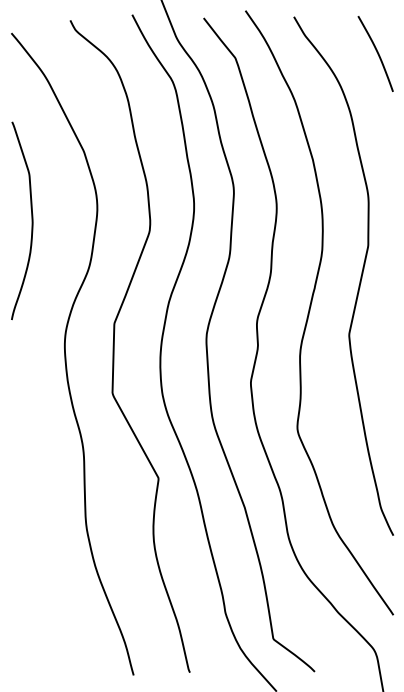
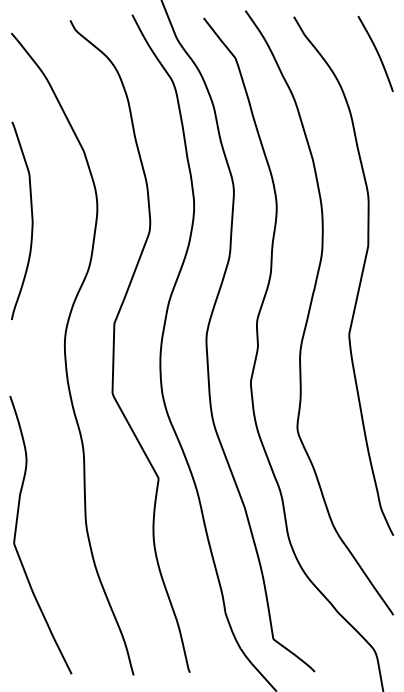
curve: none -> present (16, 533)
